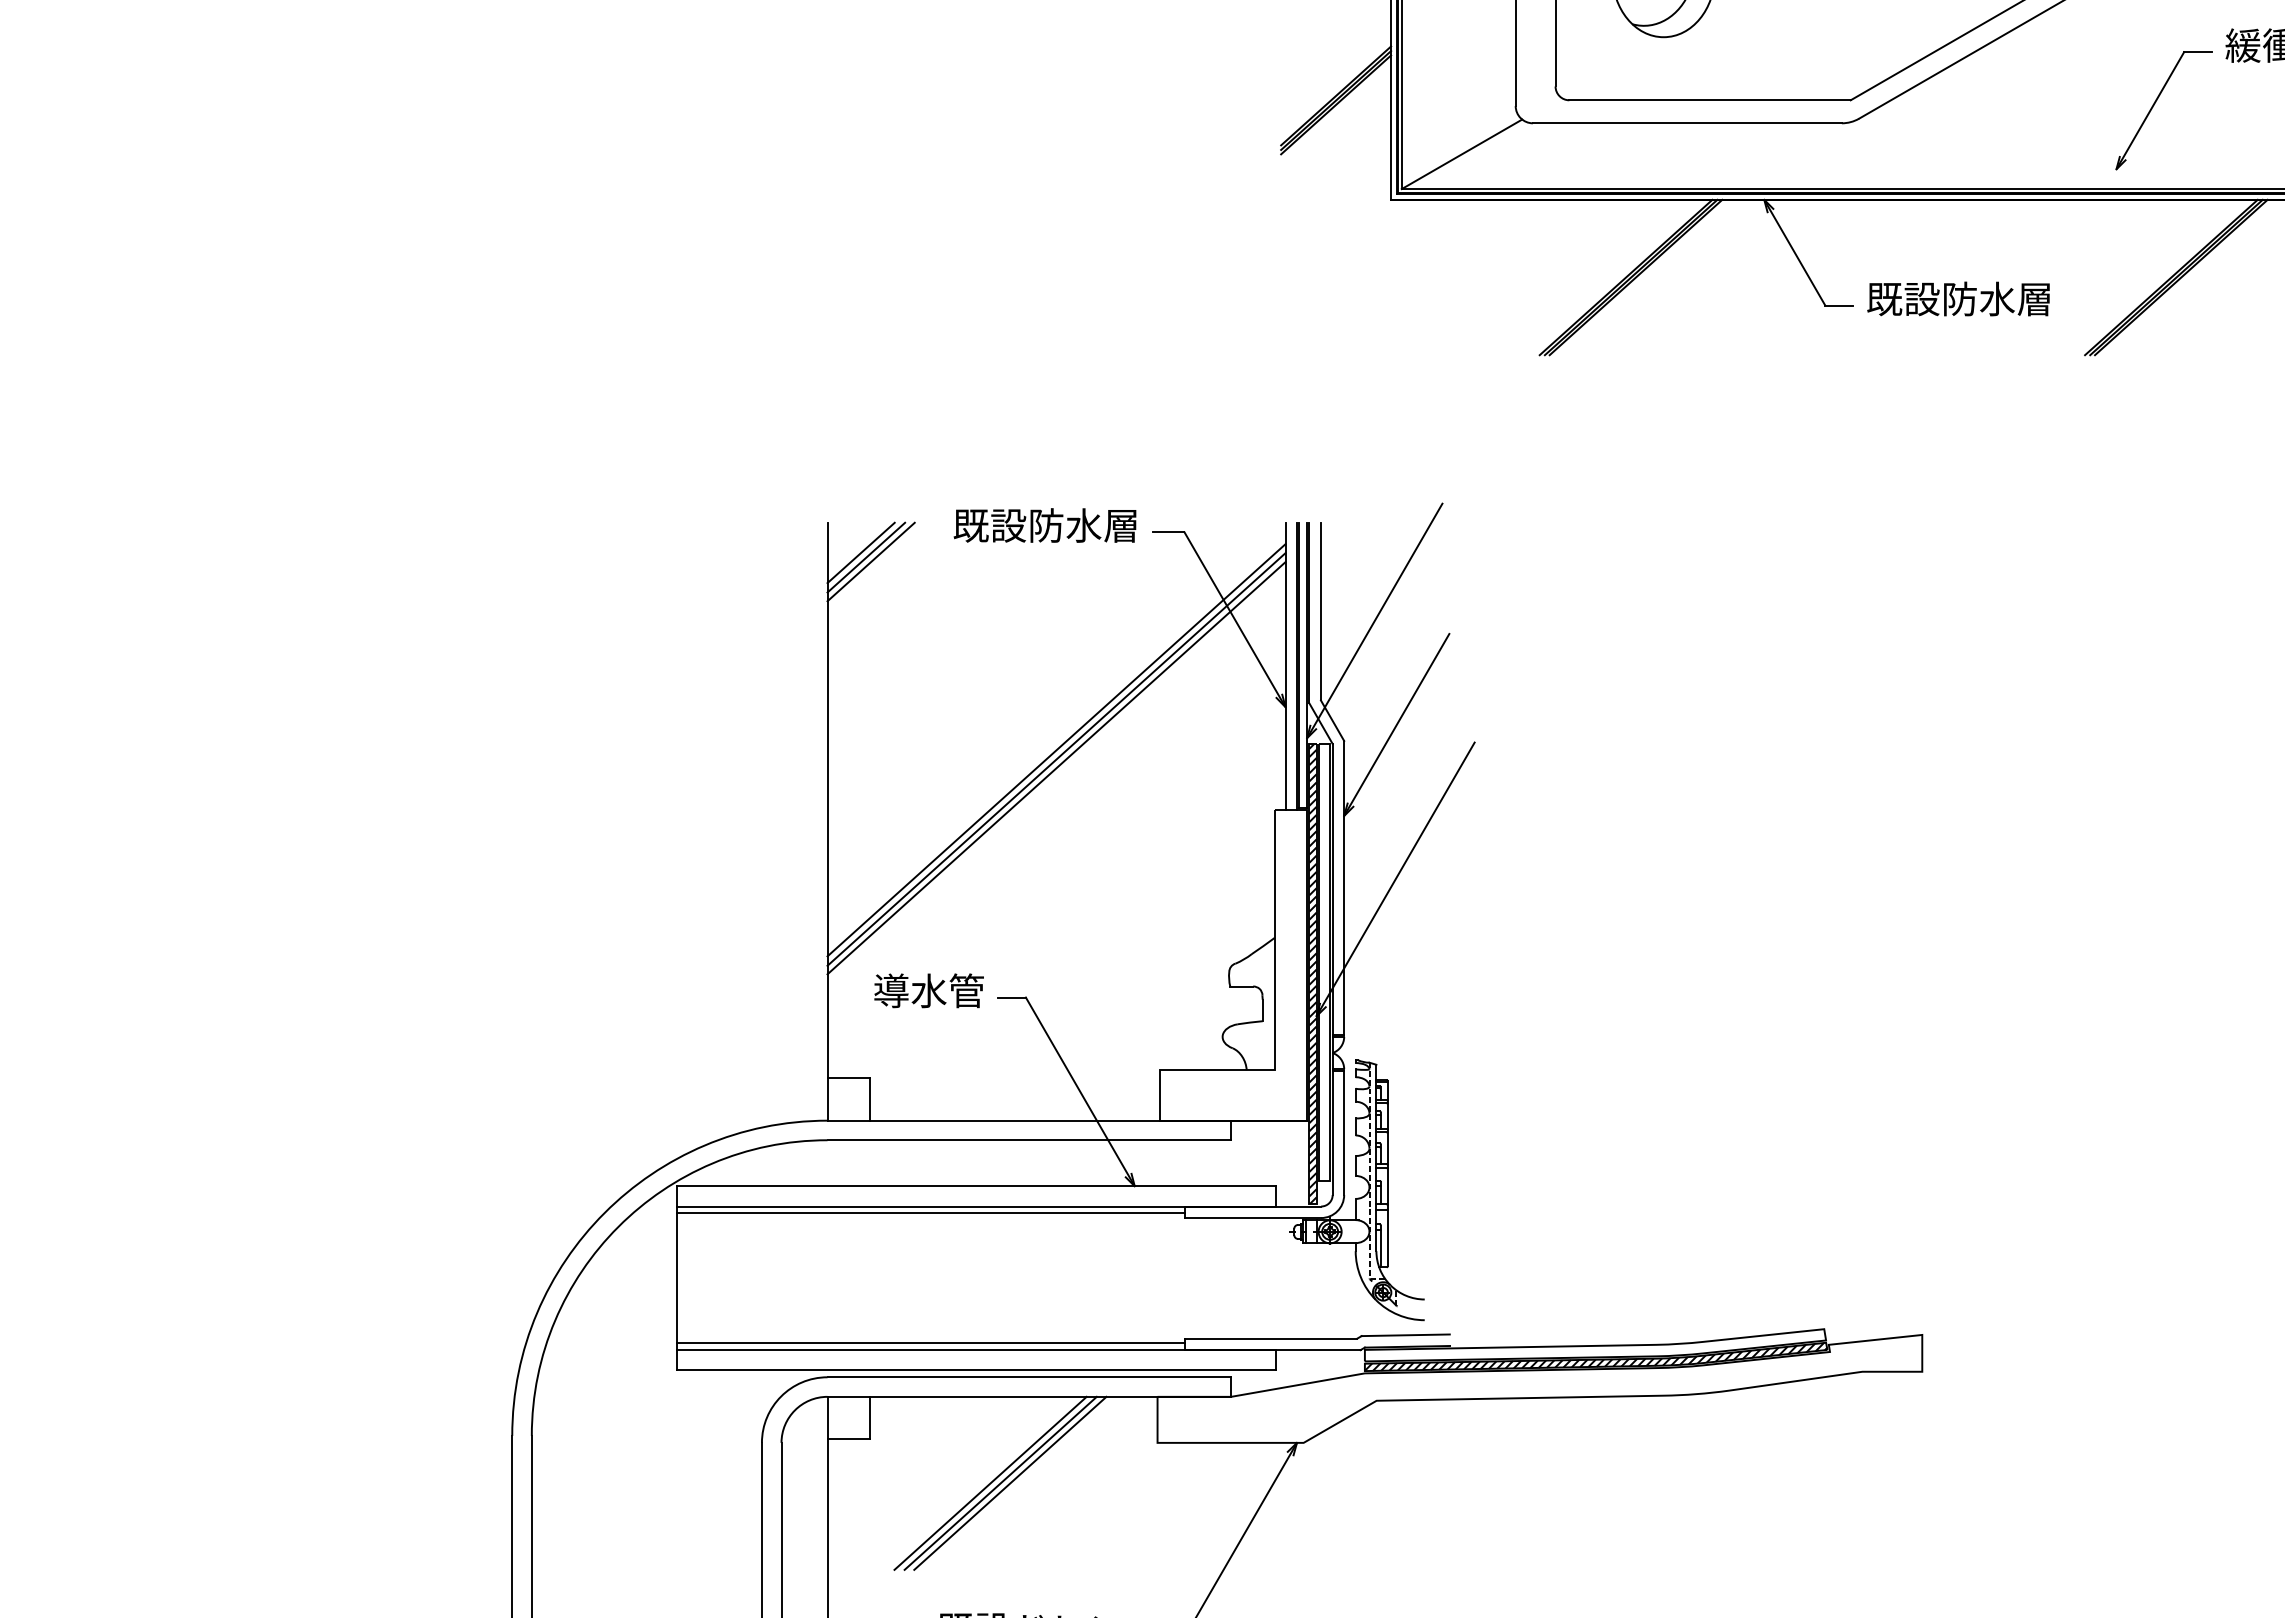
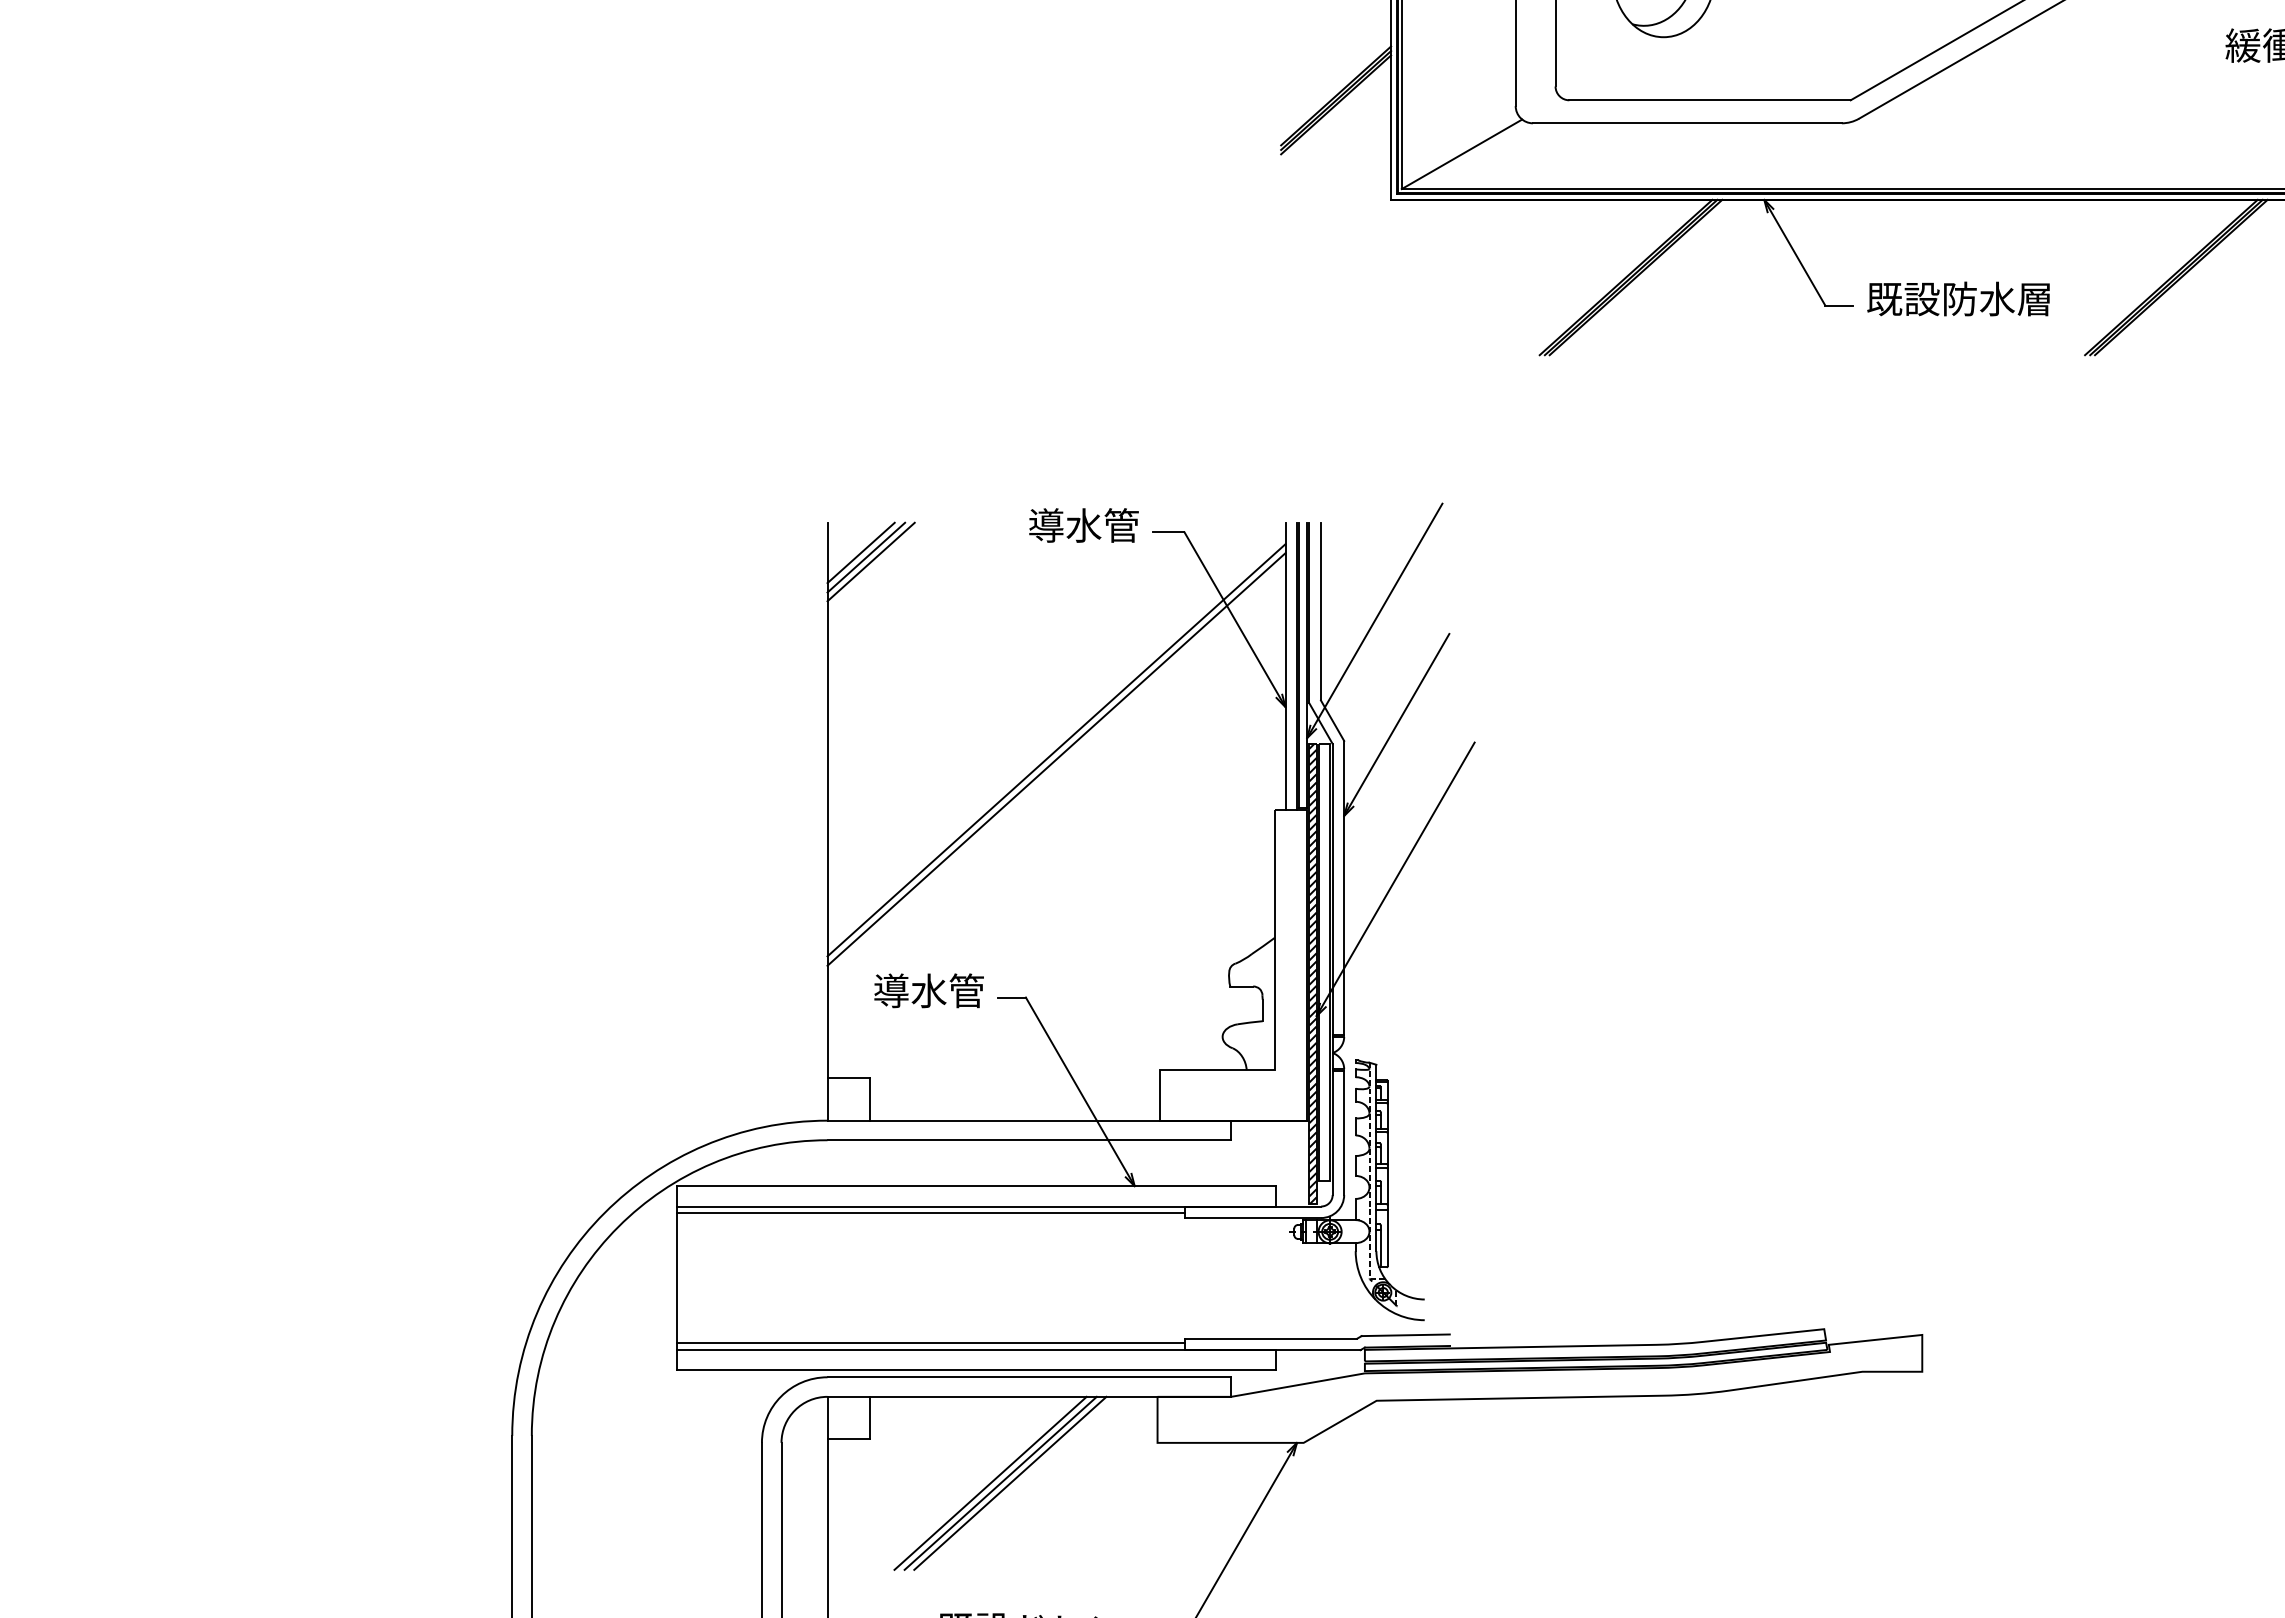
part: present -> none (2154, 105)
text: 既設防水層 -> 導水管 (1045, 525)
line: present -> none (1056, 768)
hatch: present -> none (1595, 1356)
